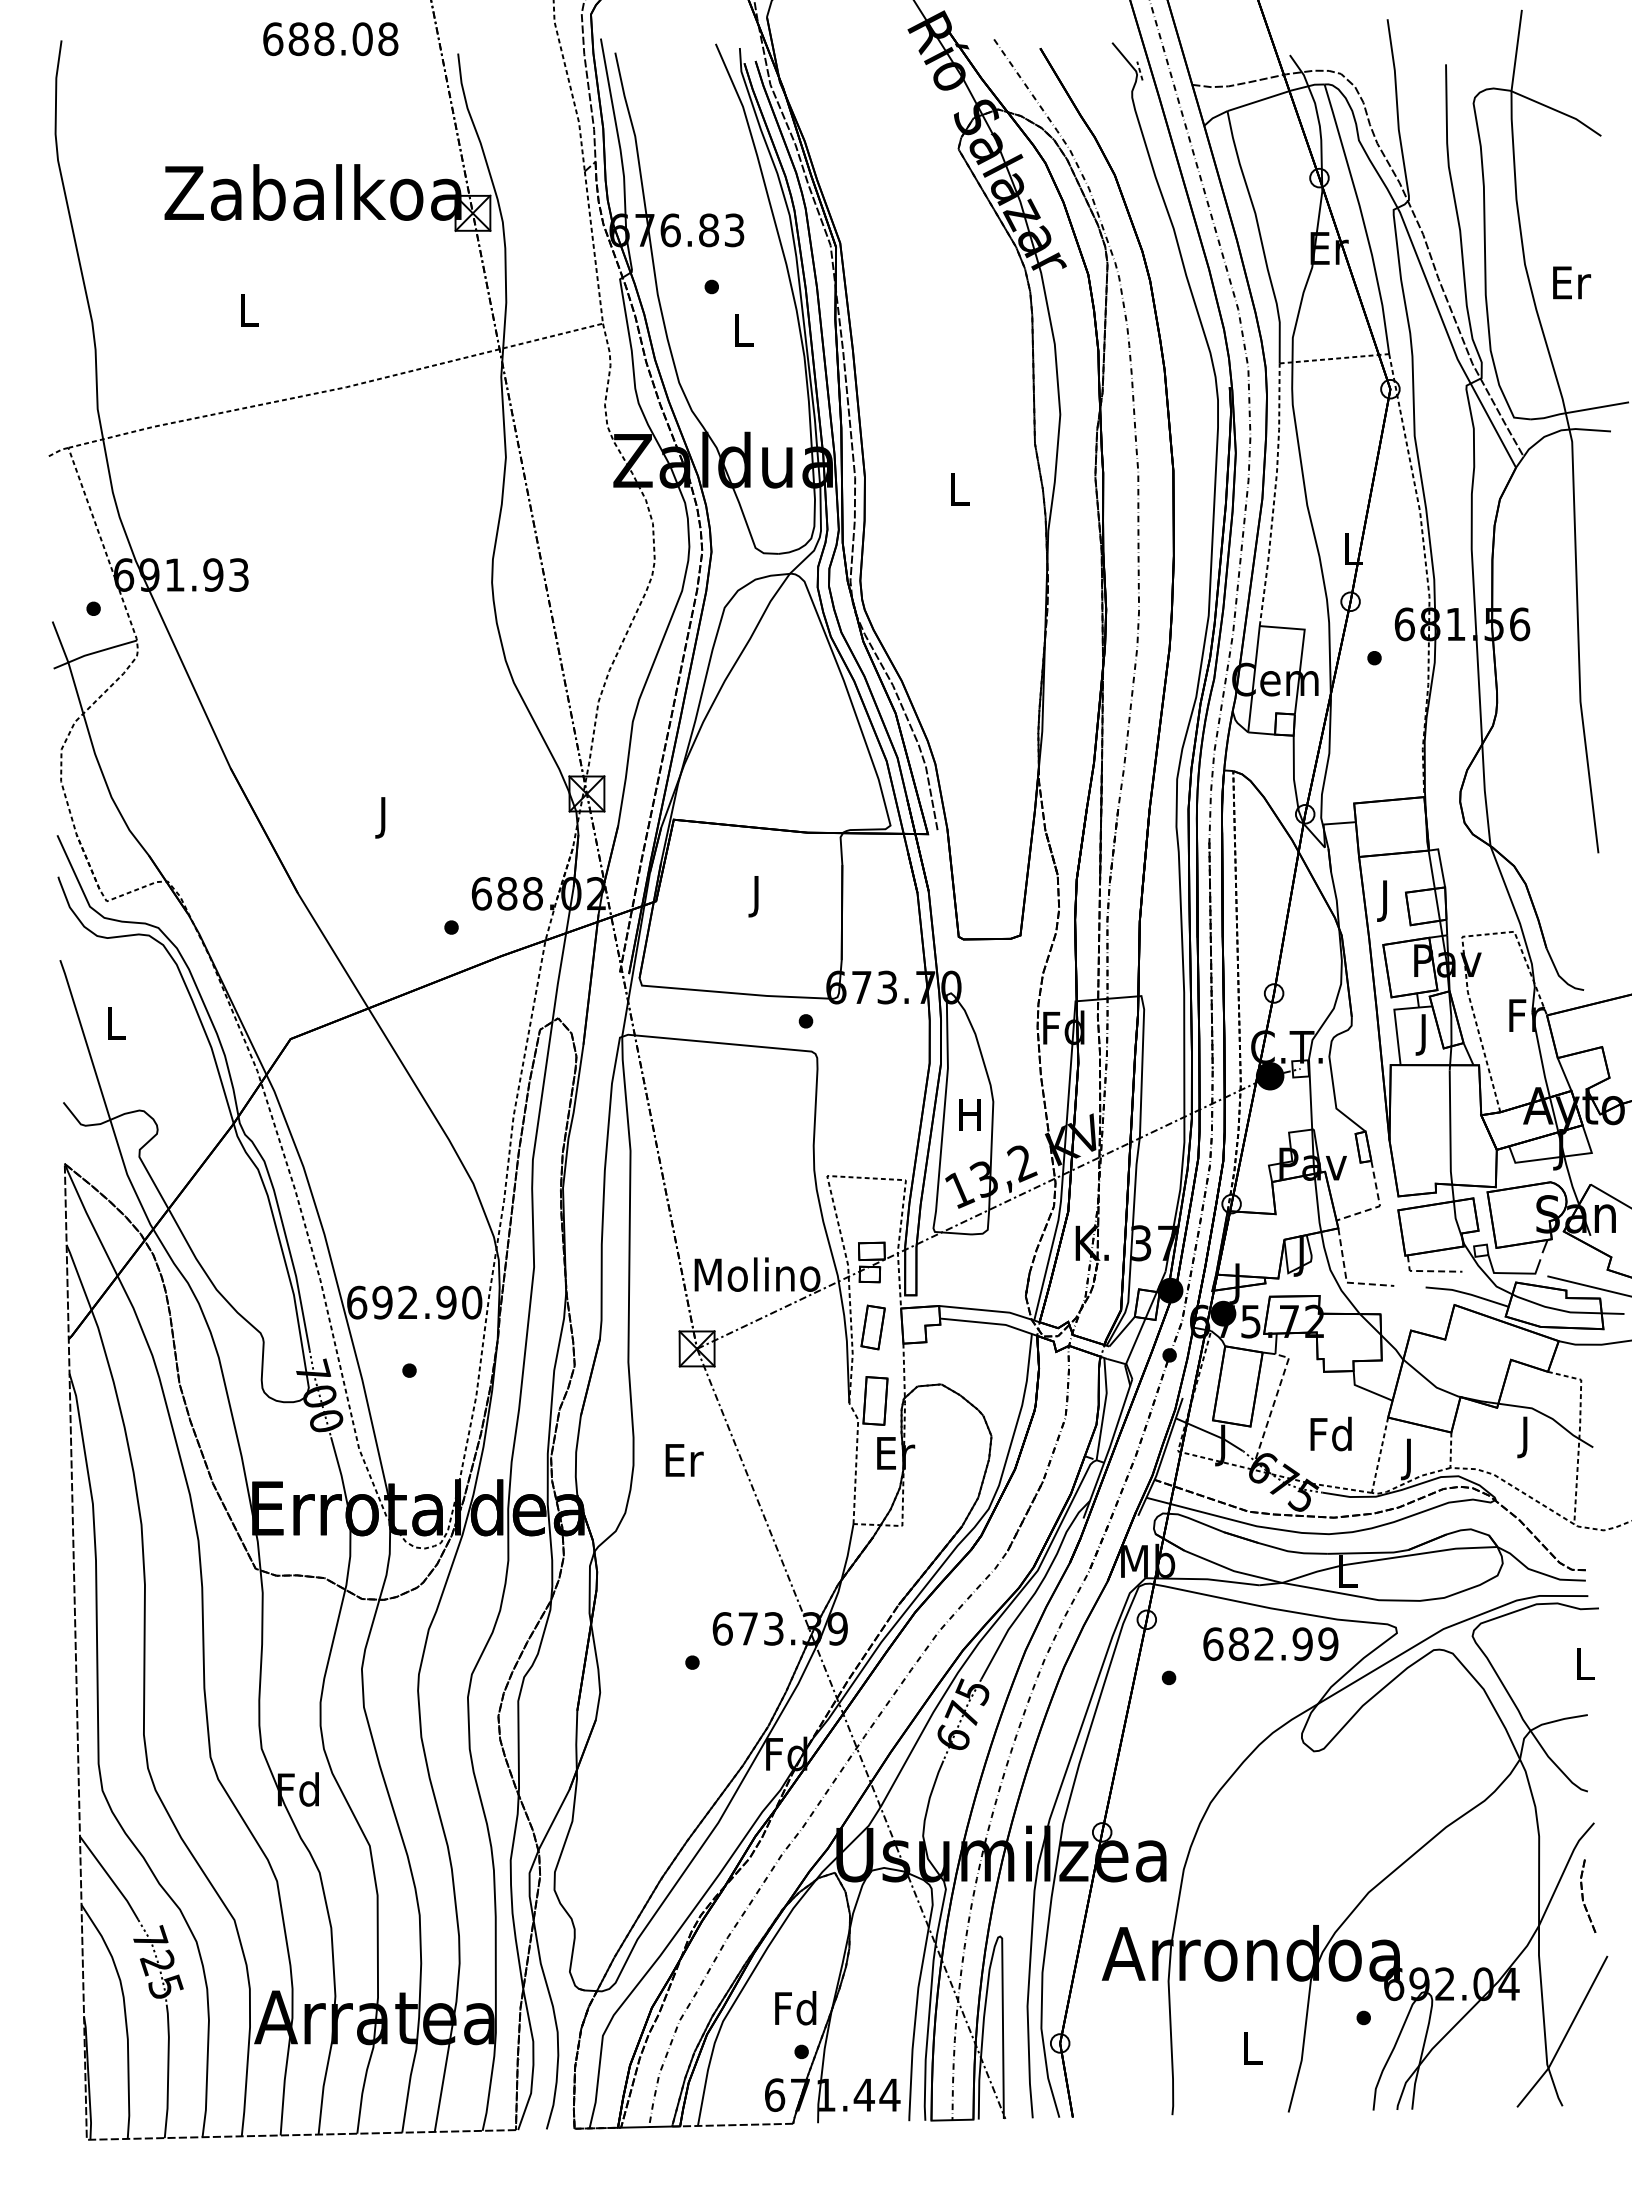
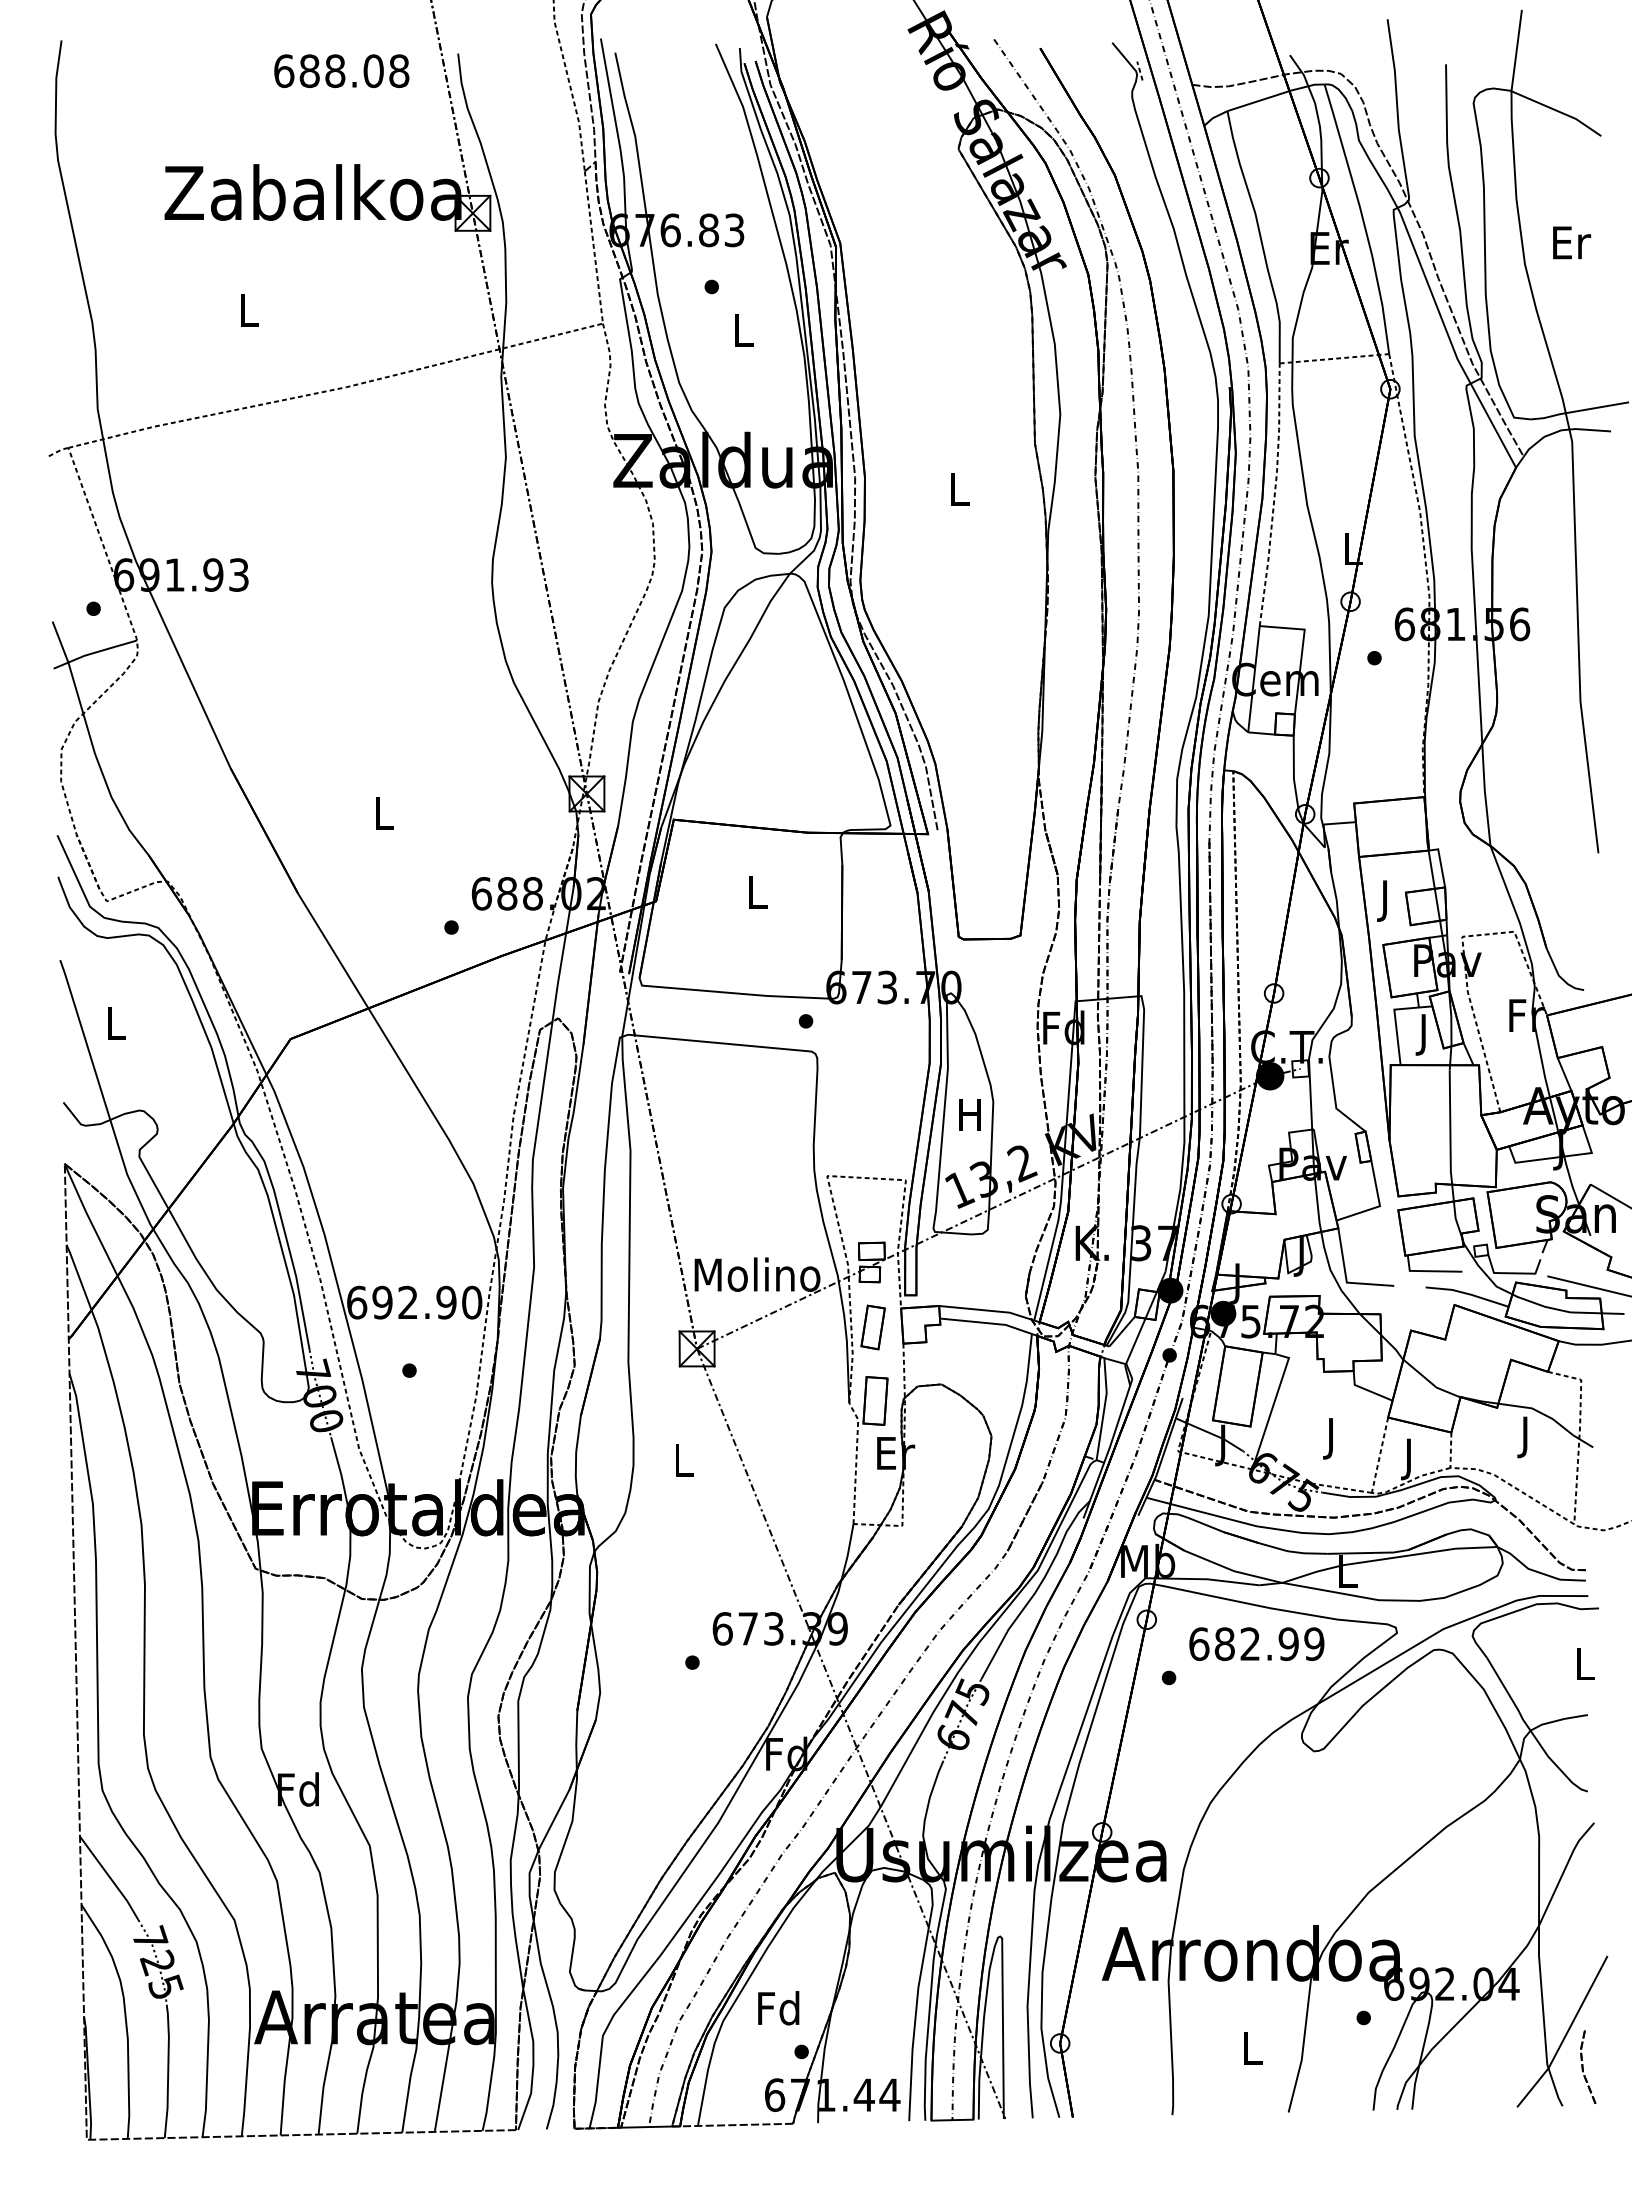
text position: (330, 39) -> (341, 71) (341, 71)
text position: (1572, 282) -> (1572, 242) (1572, 242)
text: J -> L (384, 817)
text: J -> L (757, 896)
line: dashed -> solid (1380, 1206)
line: dashed -> solid (1427, 1271)
line: dashed -> solid (1346, 1279)
line: dashed -> solid (1273, 1406)
text: Fd -> J (1330, 1437)
text: Er -> L (684, 1460)
text position: (1270, 1643) -> (1256, 1643) (1256, 1643)
part position: (1588, 1895) -> (1588, 2066) (1588, 2066)
text position: (795, 2008) -> (778, 2008) (778, 2008)
